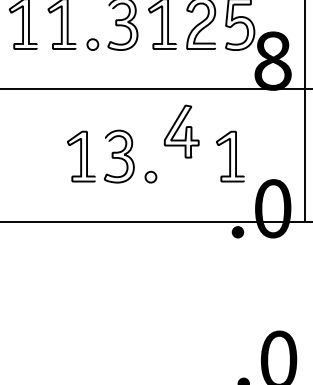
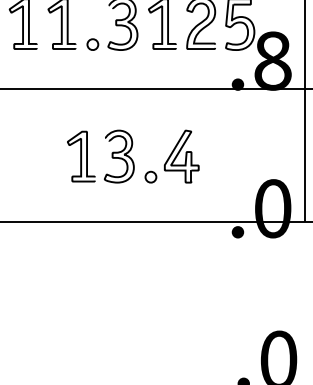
fill: none -> present (237, 84)
part position: (181, 131) -> (181, 156) (181, 156)
curve: present -> none (230, 156)
